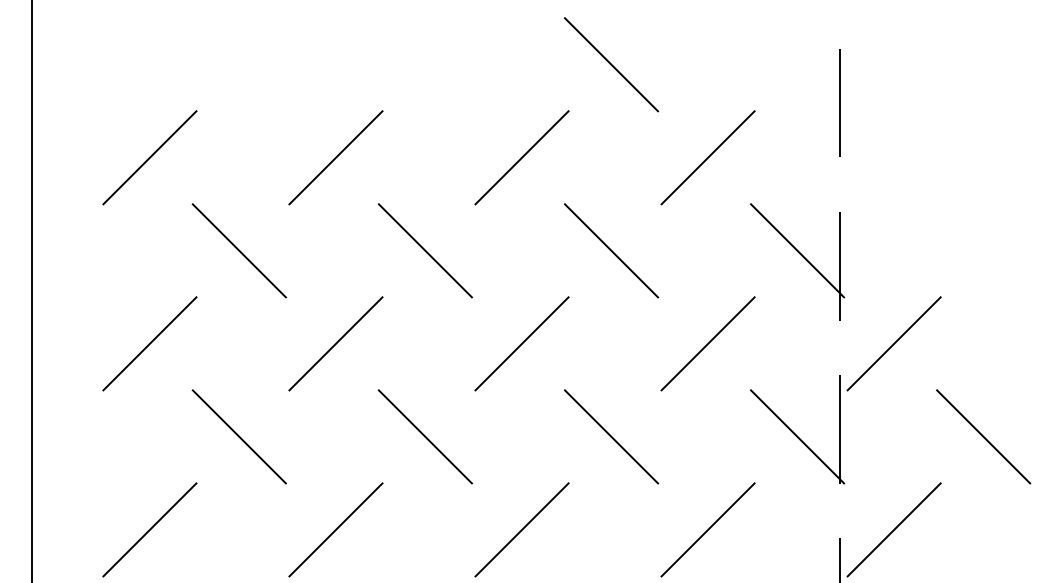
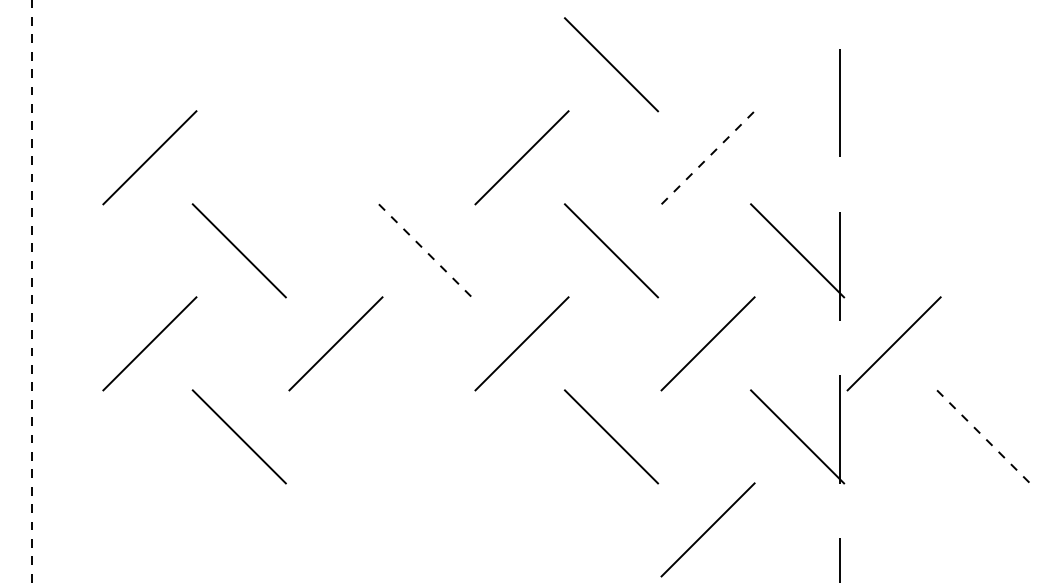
line: present -> none (335, 157)
line: solid -> dashed (708, 157)
line: solid -> dashed (425, 250)
line: solid -> dashed (31, 291)
line: present -> none (424, 436)
line: solid -> dashed (983, 436)
line: present -> none (149, 529)
line: present -> none (335, 529)
line: present -> none (521, 529)
line: present -> none (893, 529)
